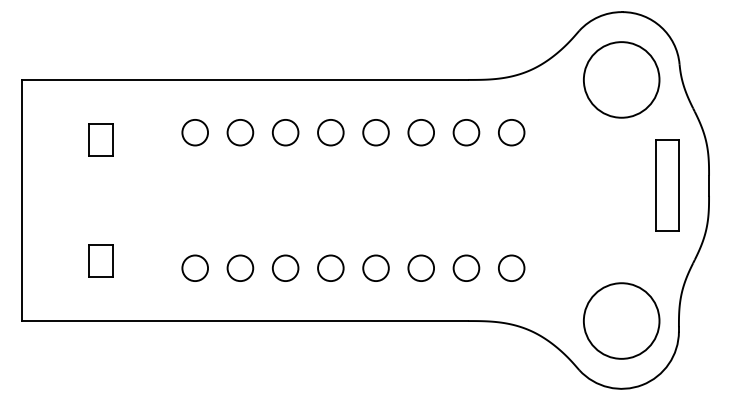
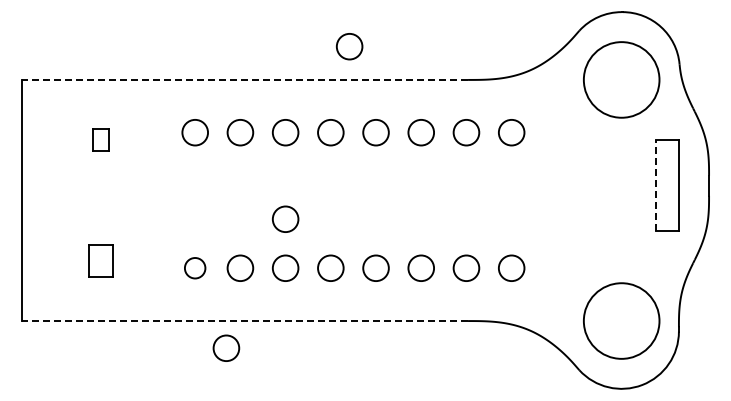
circle: none -> present (349, 46)
line: solid -> dashed (244, 79)
part size: 26x34 px -> 18x24 px (100, 139)
line: solid -> dashed (655, 185)
circle: none -> present (285, 218)
circle size: 28x28 px -> 23x23 px (195, 268)
line: solid -> dashed (244, 321)
circle: none -> present (226, 347)
